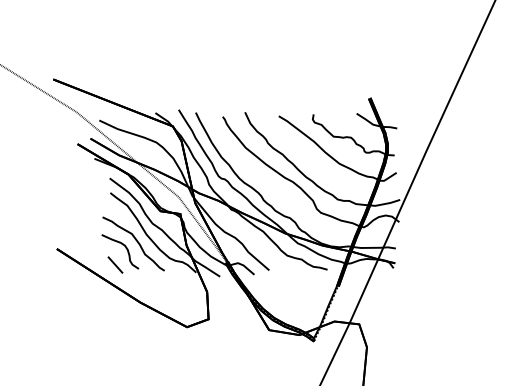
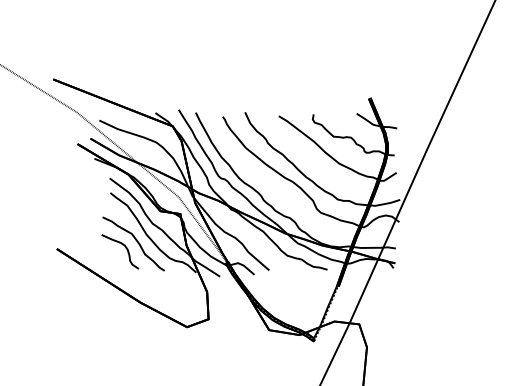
line: present -> none (115, 264)
